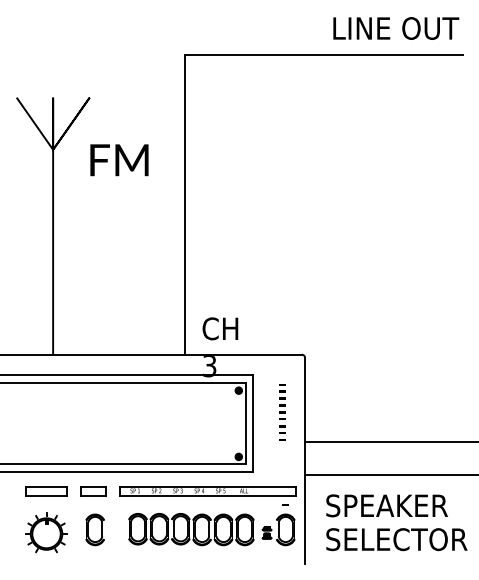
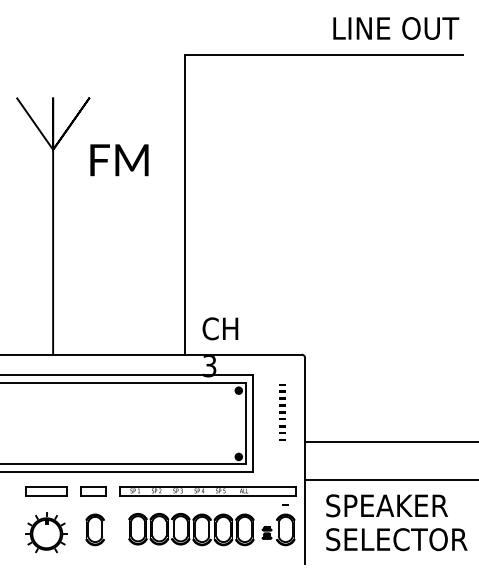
line position: (390, 474) -> (390, 479) (390, 479)
